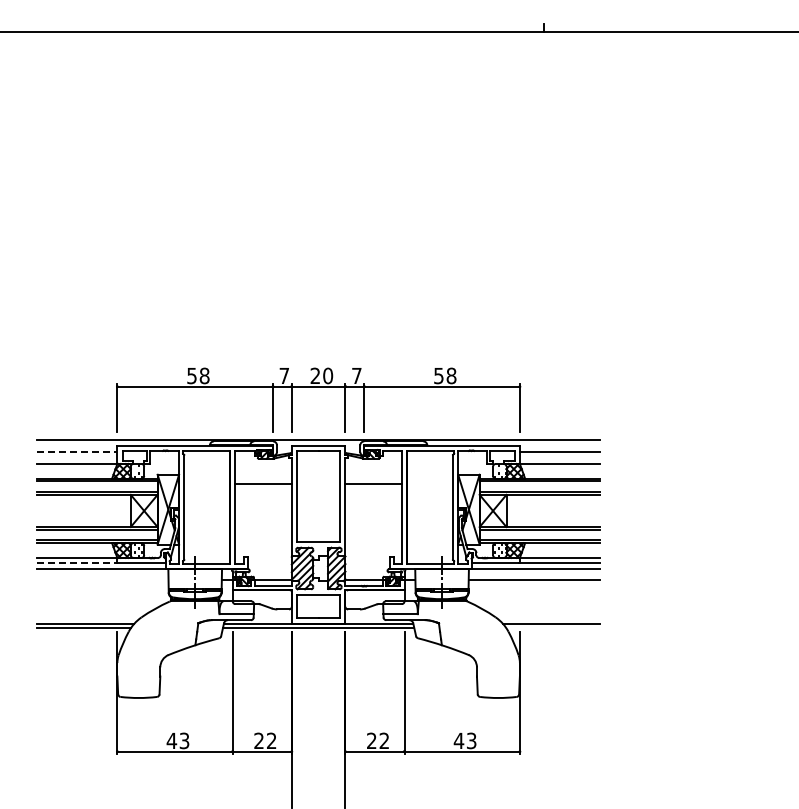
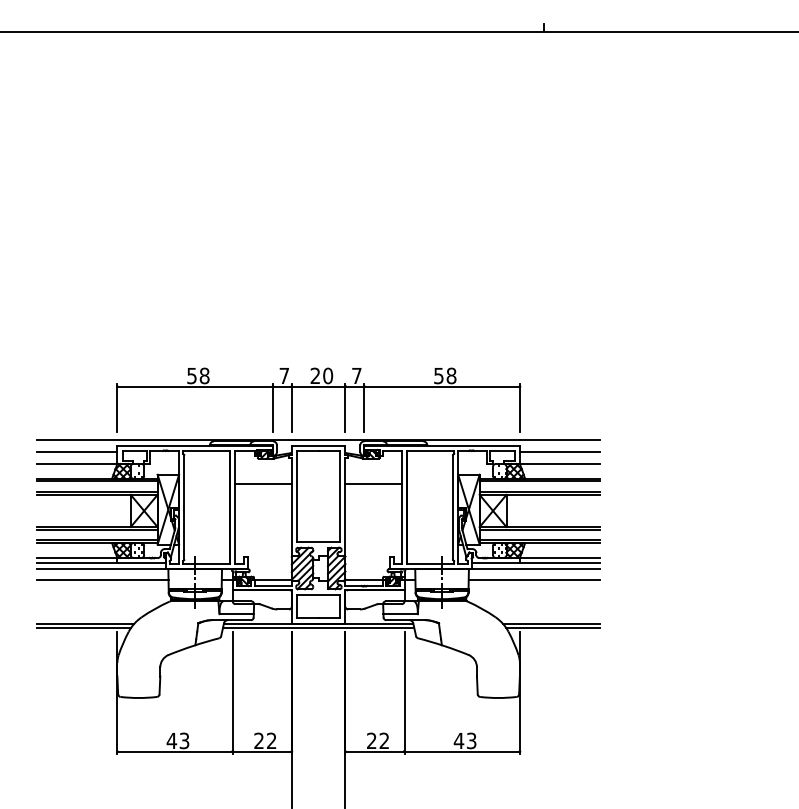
line: dashed -> solid (77, 451)
line: dashed -> solid (77, 563)
line: none -> present (102, 579)
line: none -> present (553, 628)
